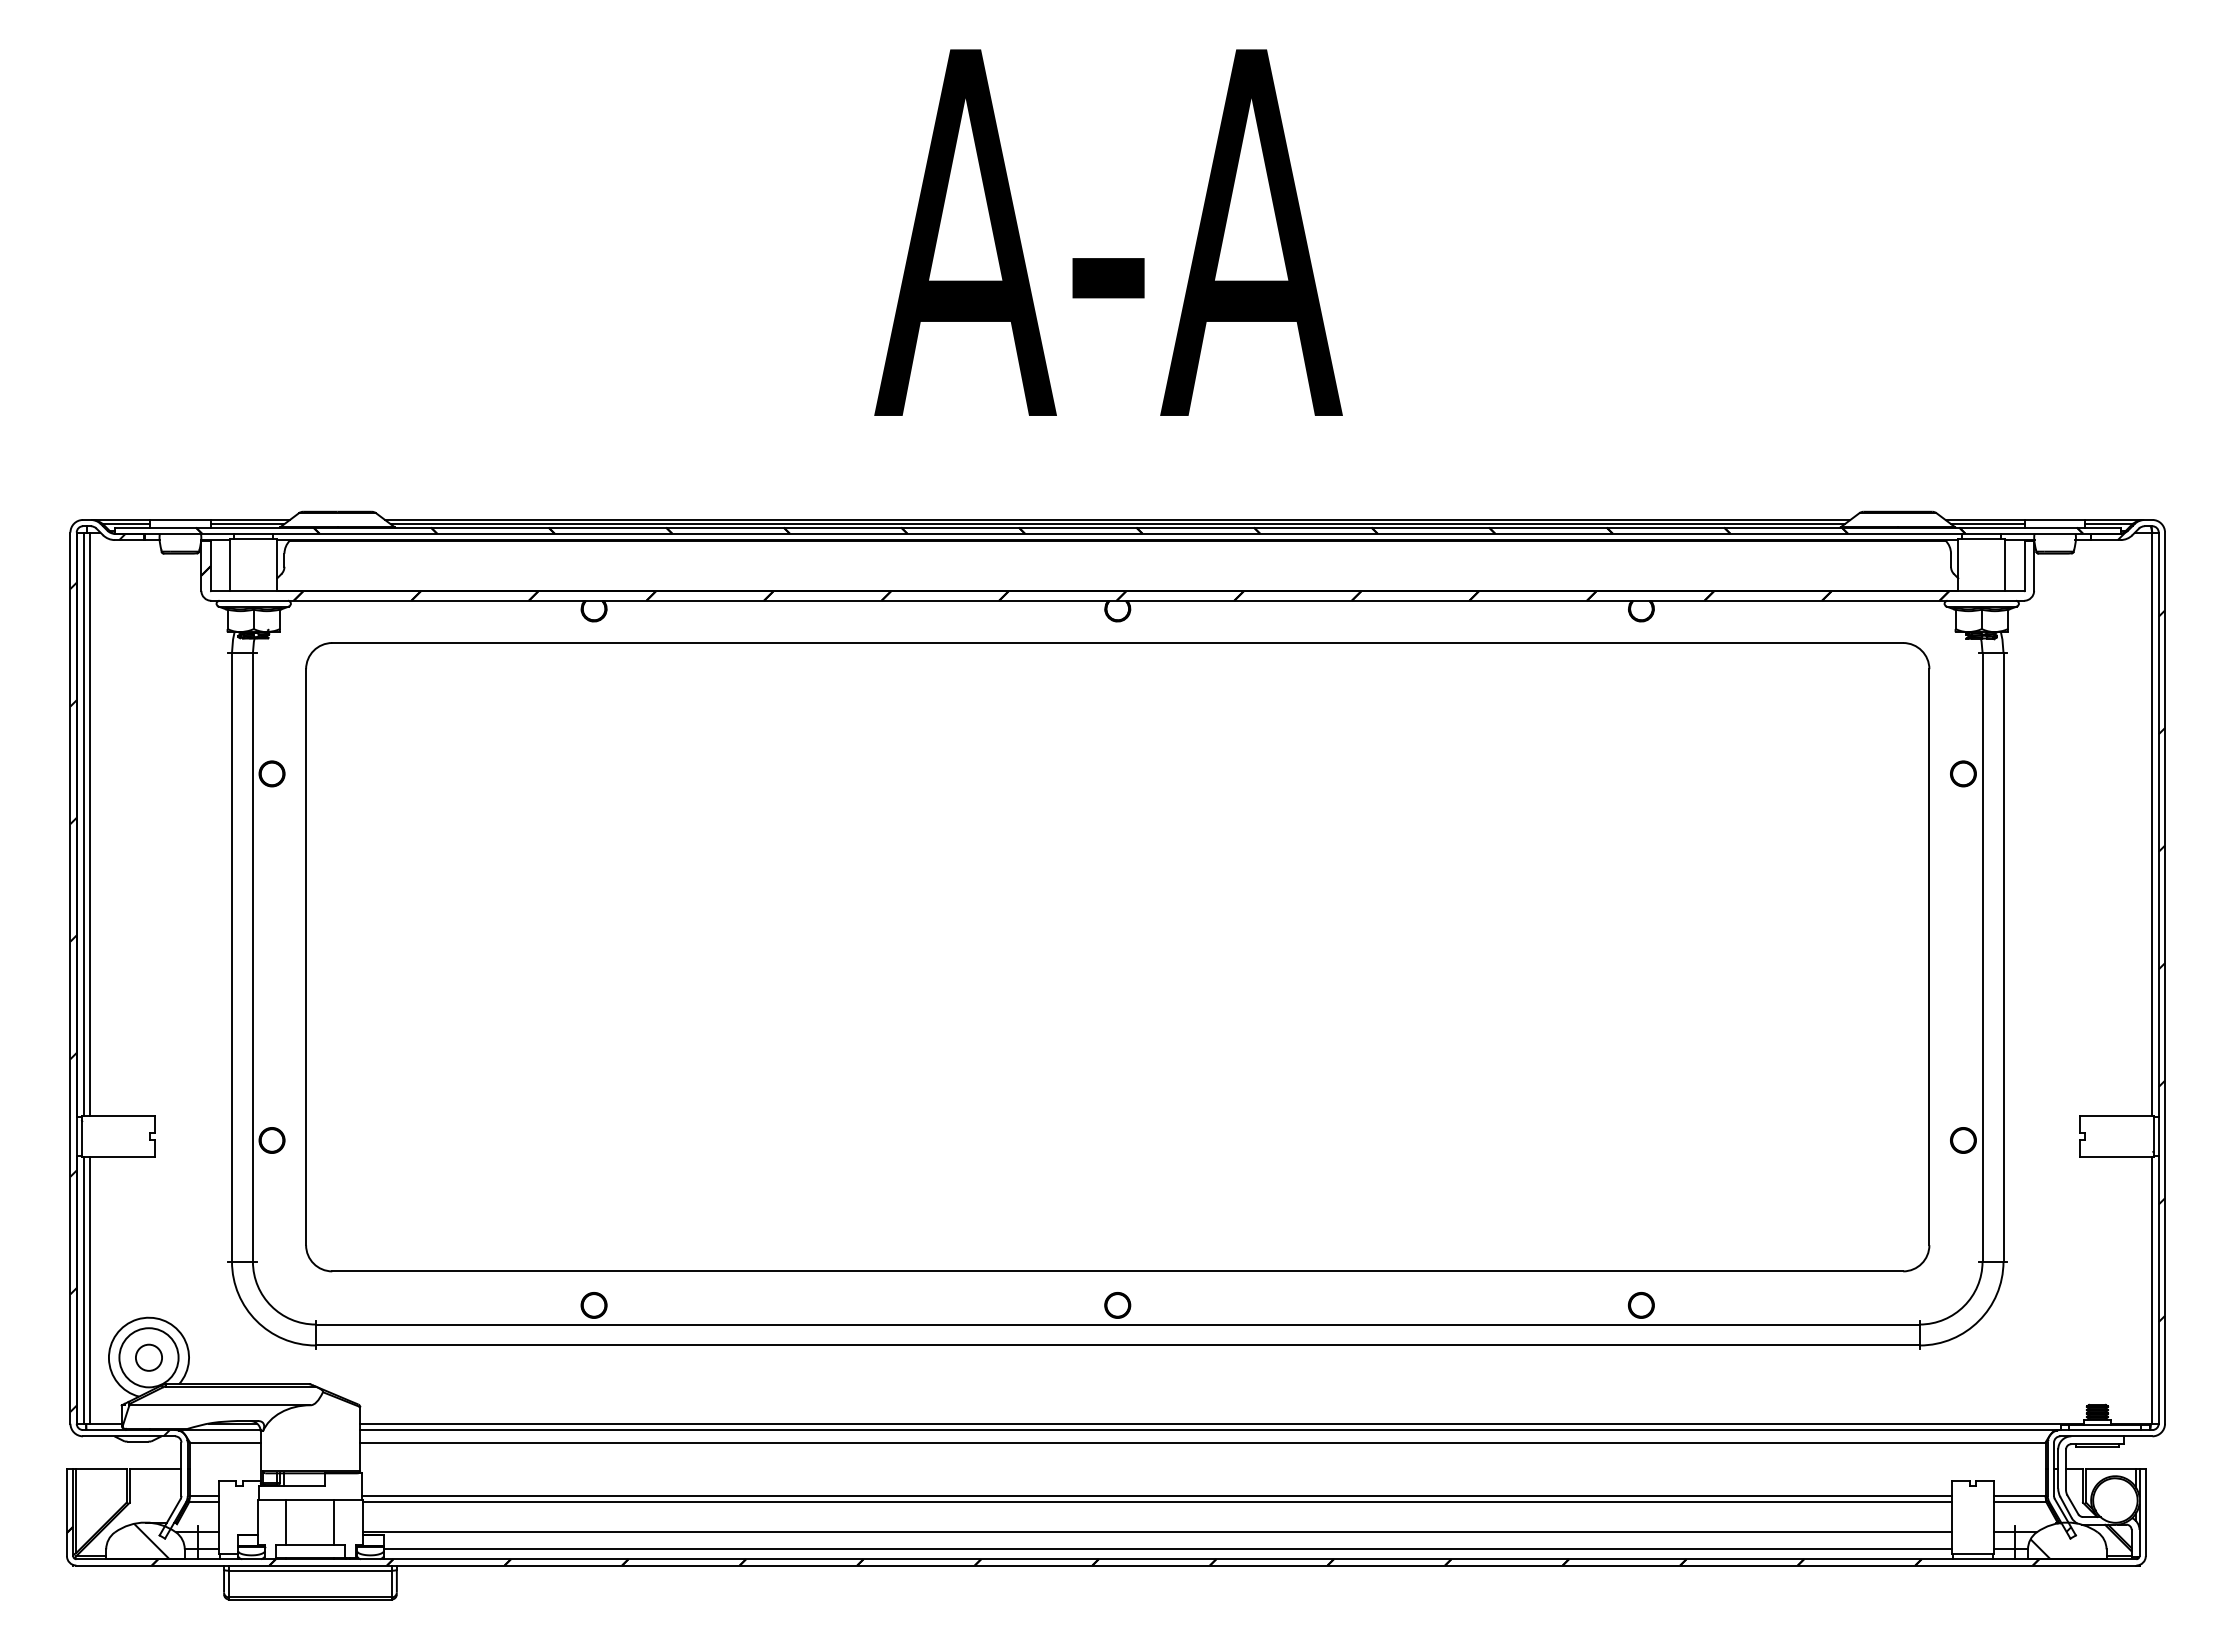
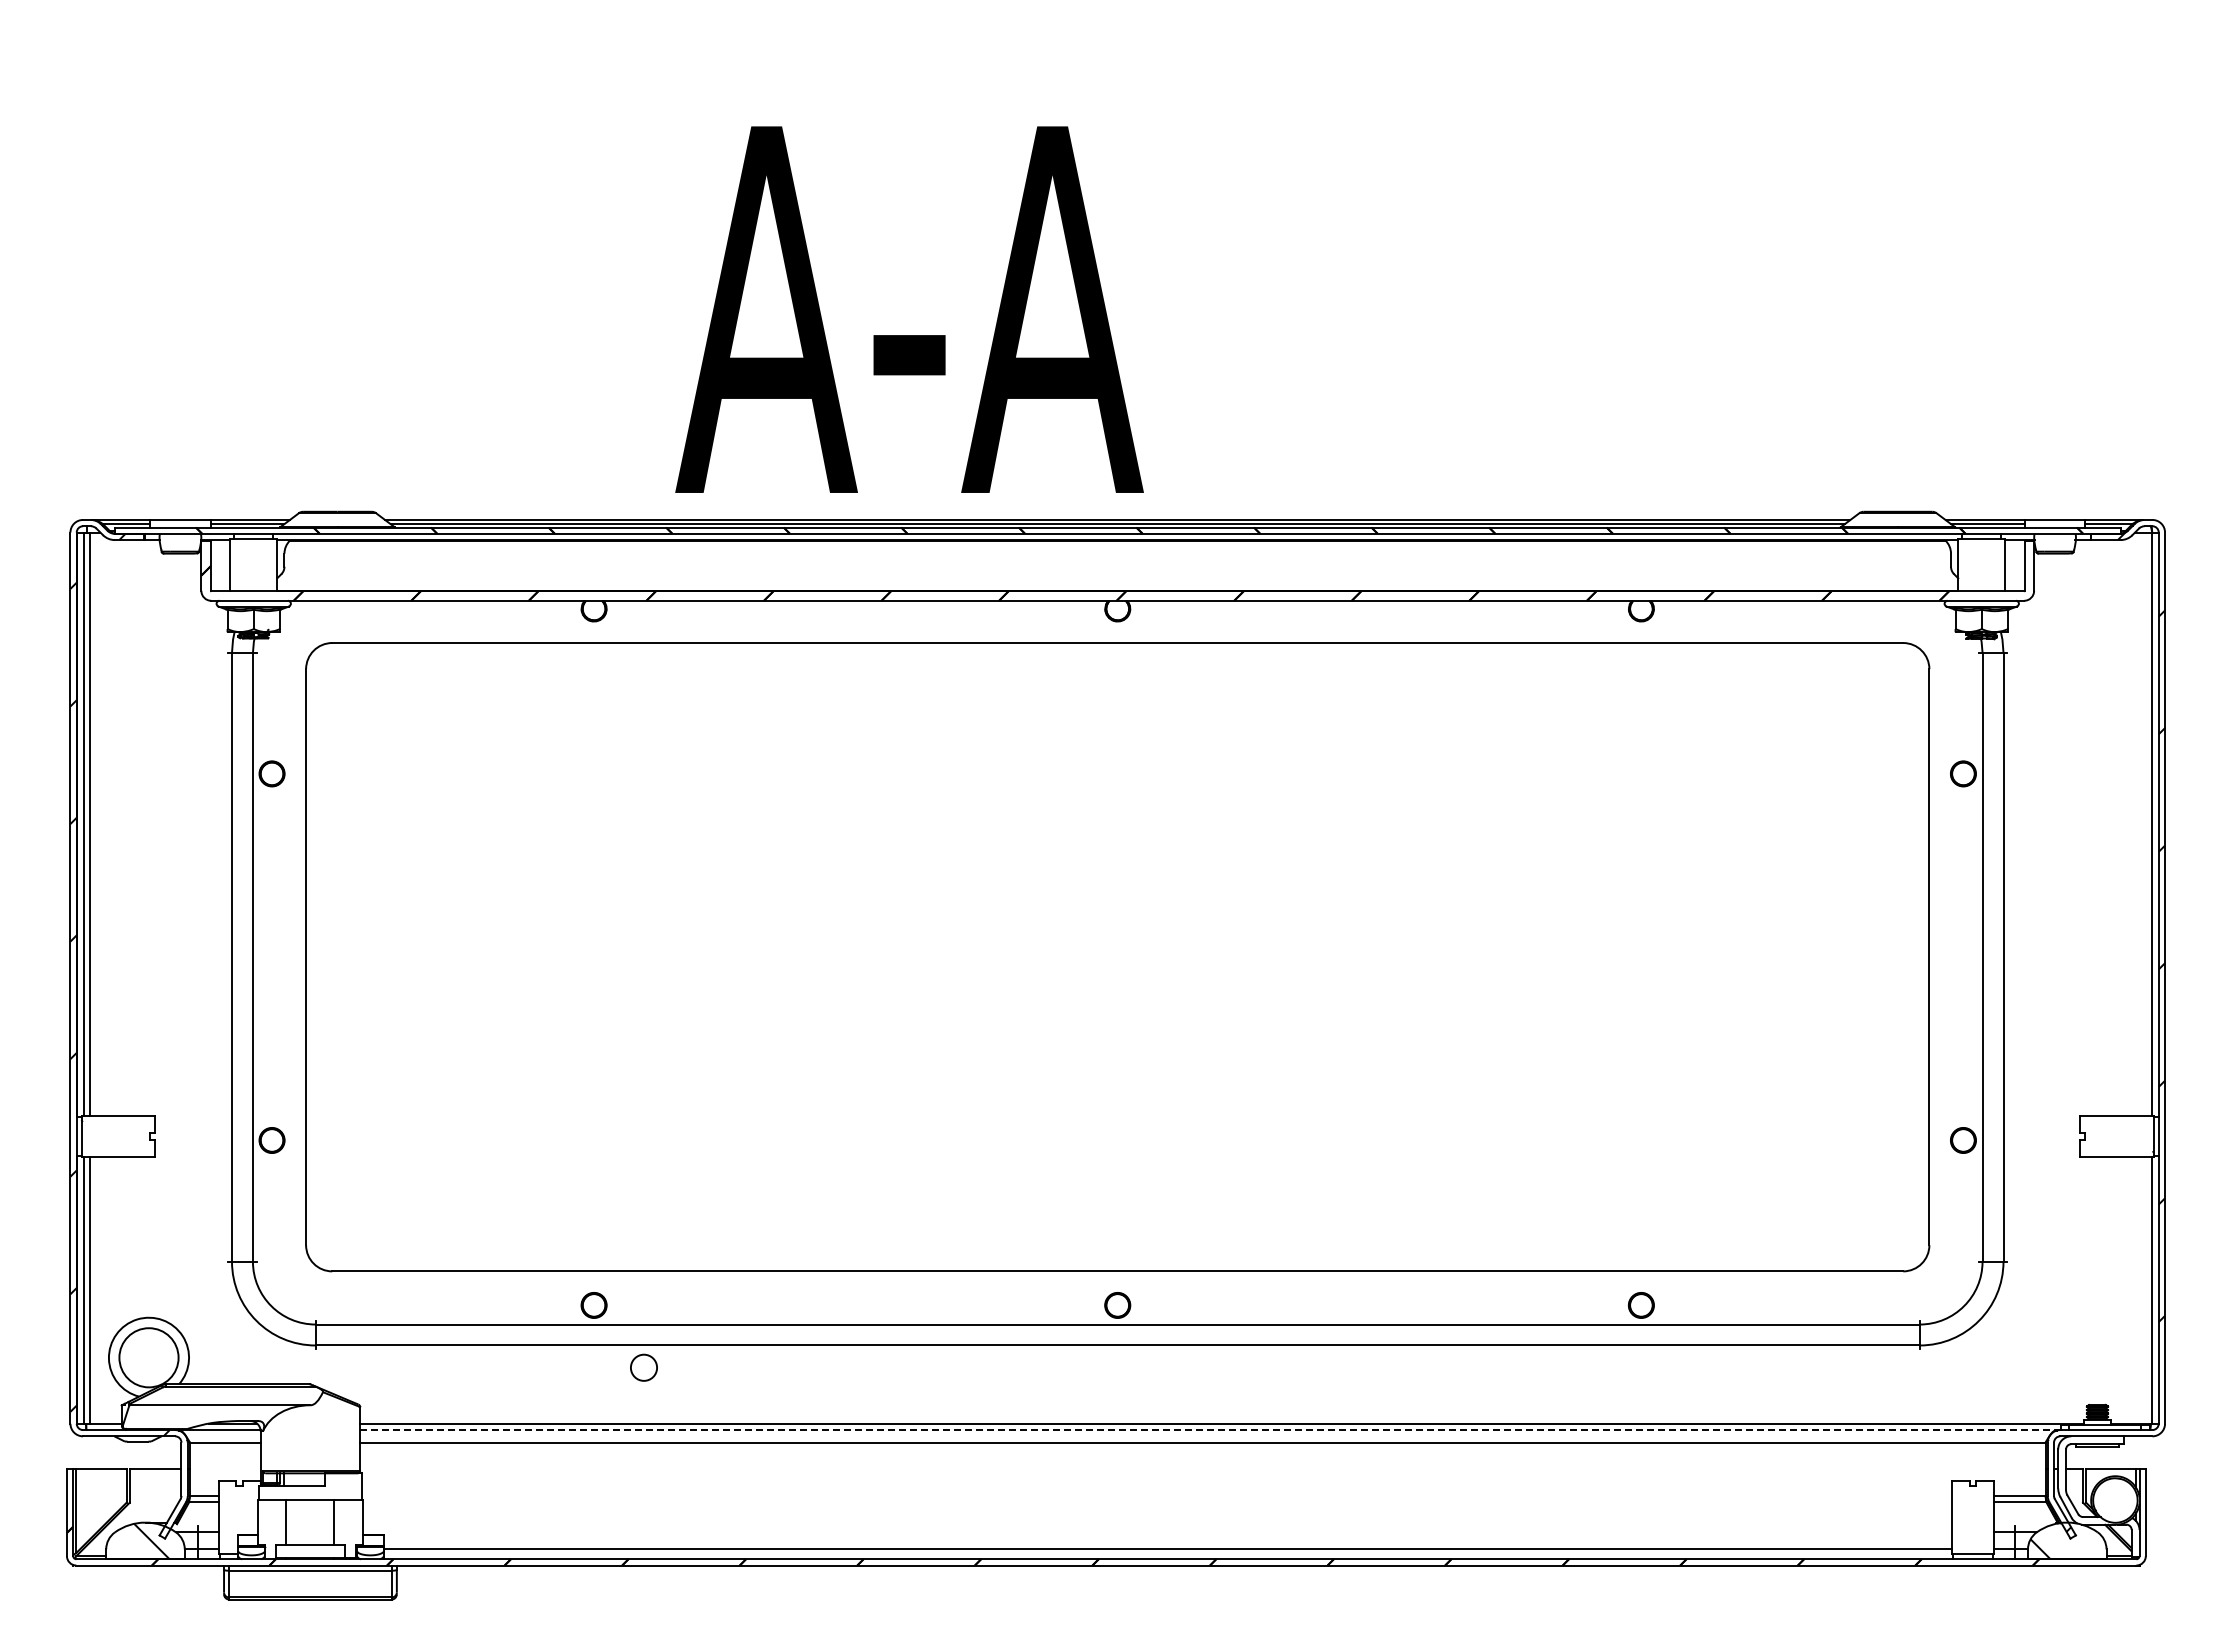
text position: (1108, 232) -> (909, 309) (909, 309)
circle position: (148, 1357) -> (643, 1367) (643, 1367)
line: solid -> dashed (1209, 1430)
line: present -> none (1157, 1495)
line: present -> none (1157, 1502)
line: present -> none (1157, 1532)
